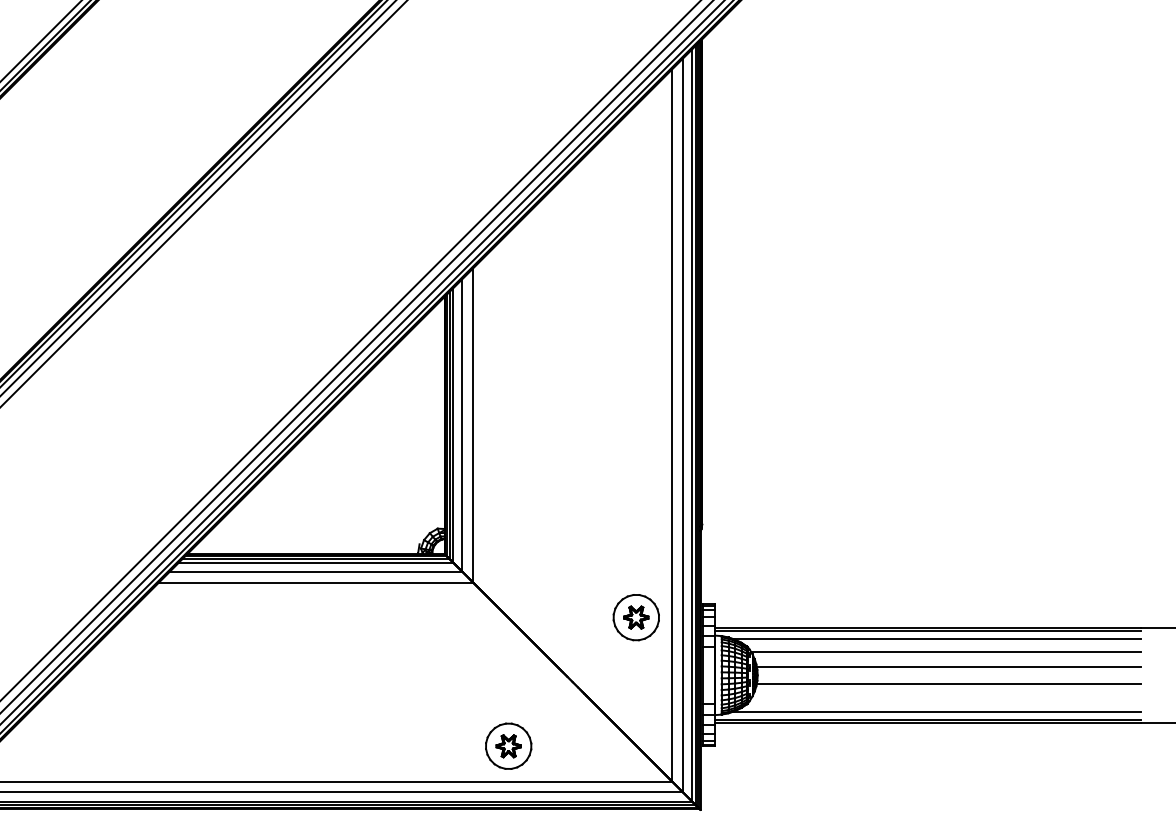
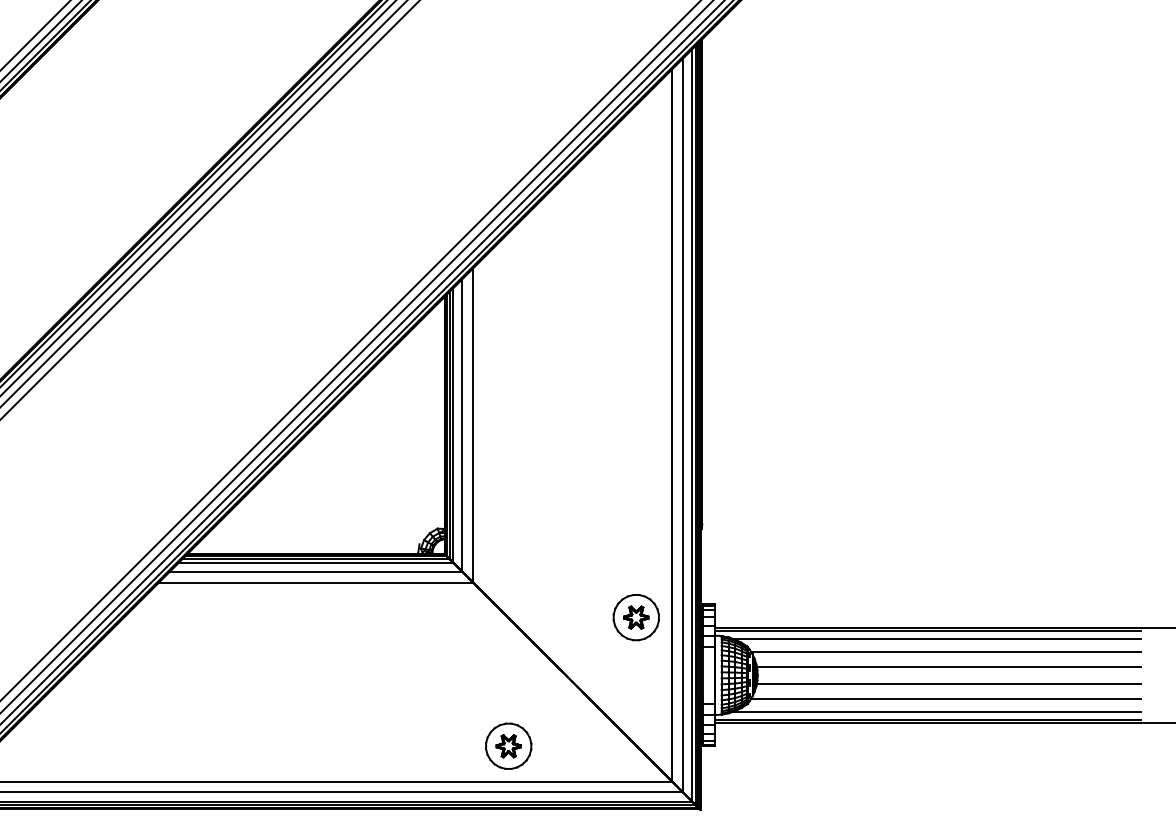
line: none -> present (35, 35)
line: none -> present (209, 209)
line: none -> present (945, 699)
